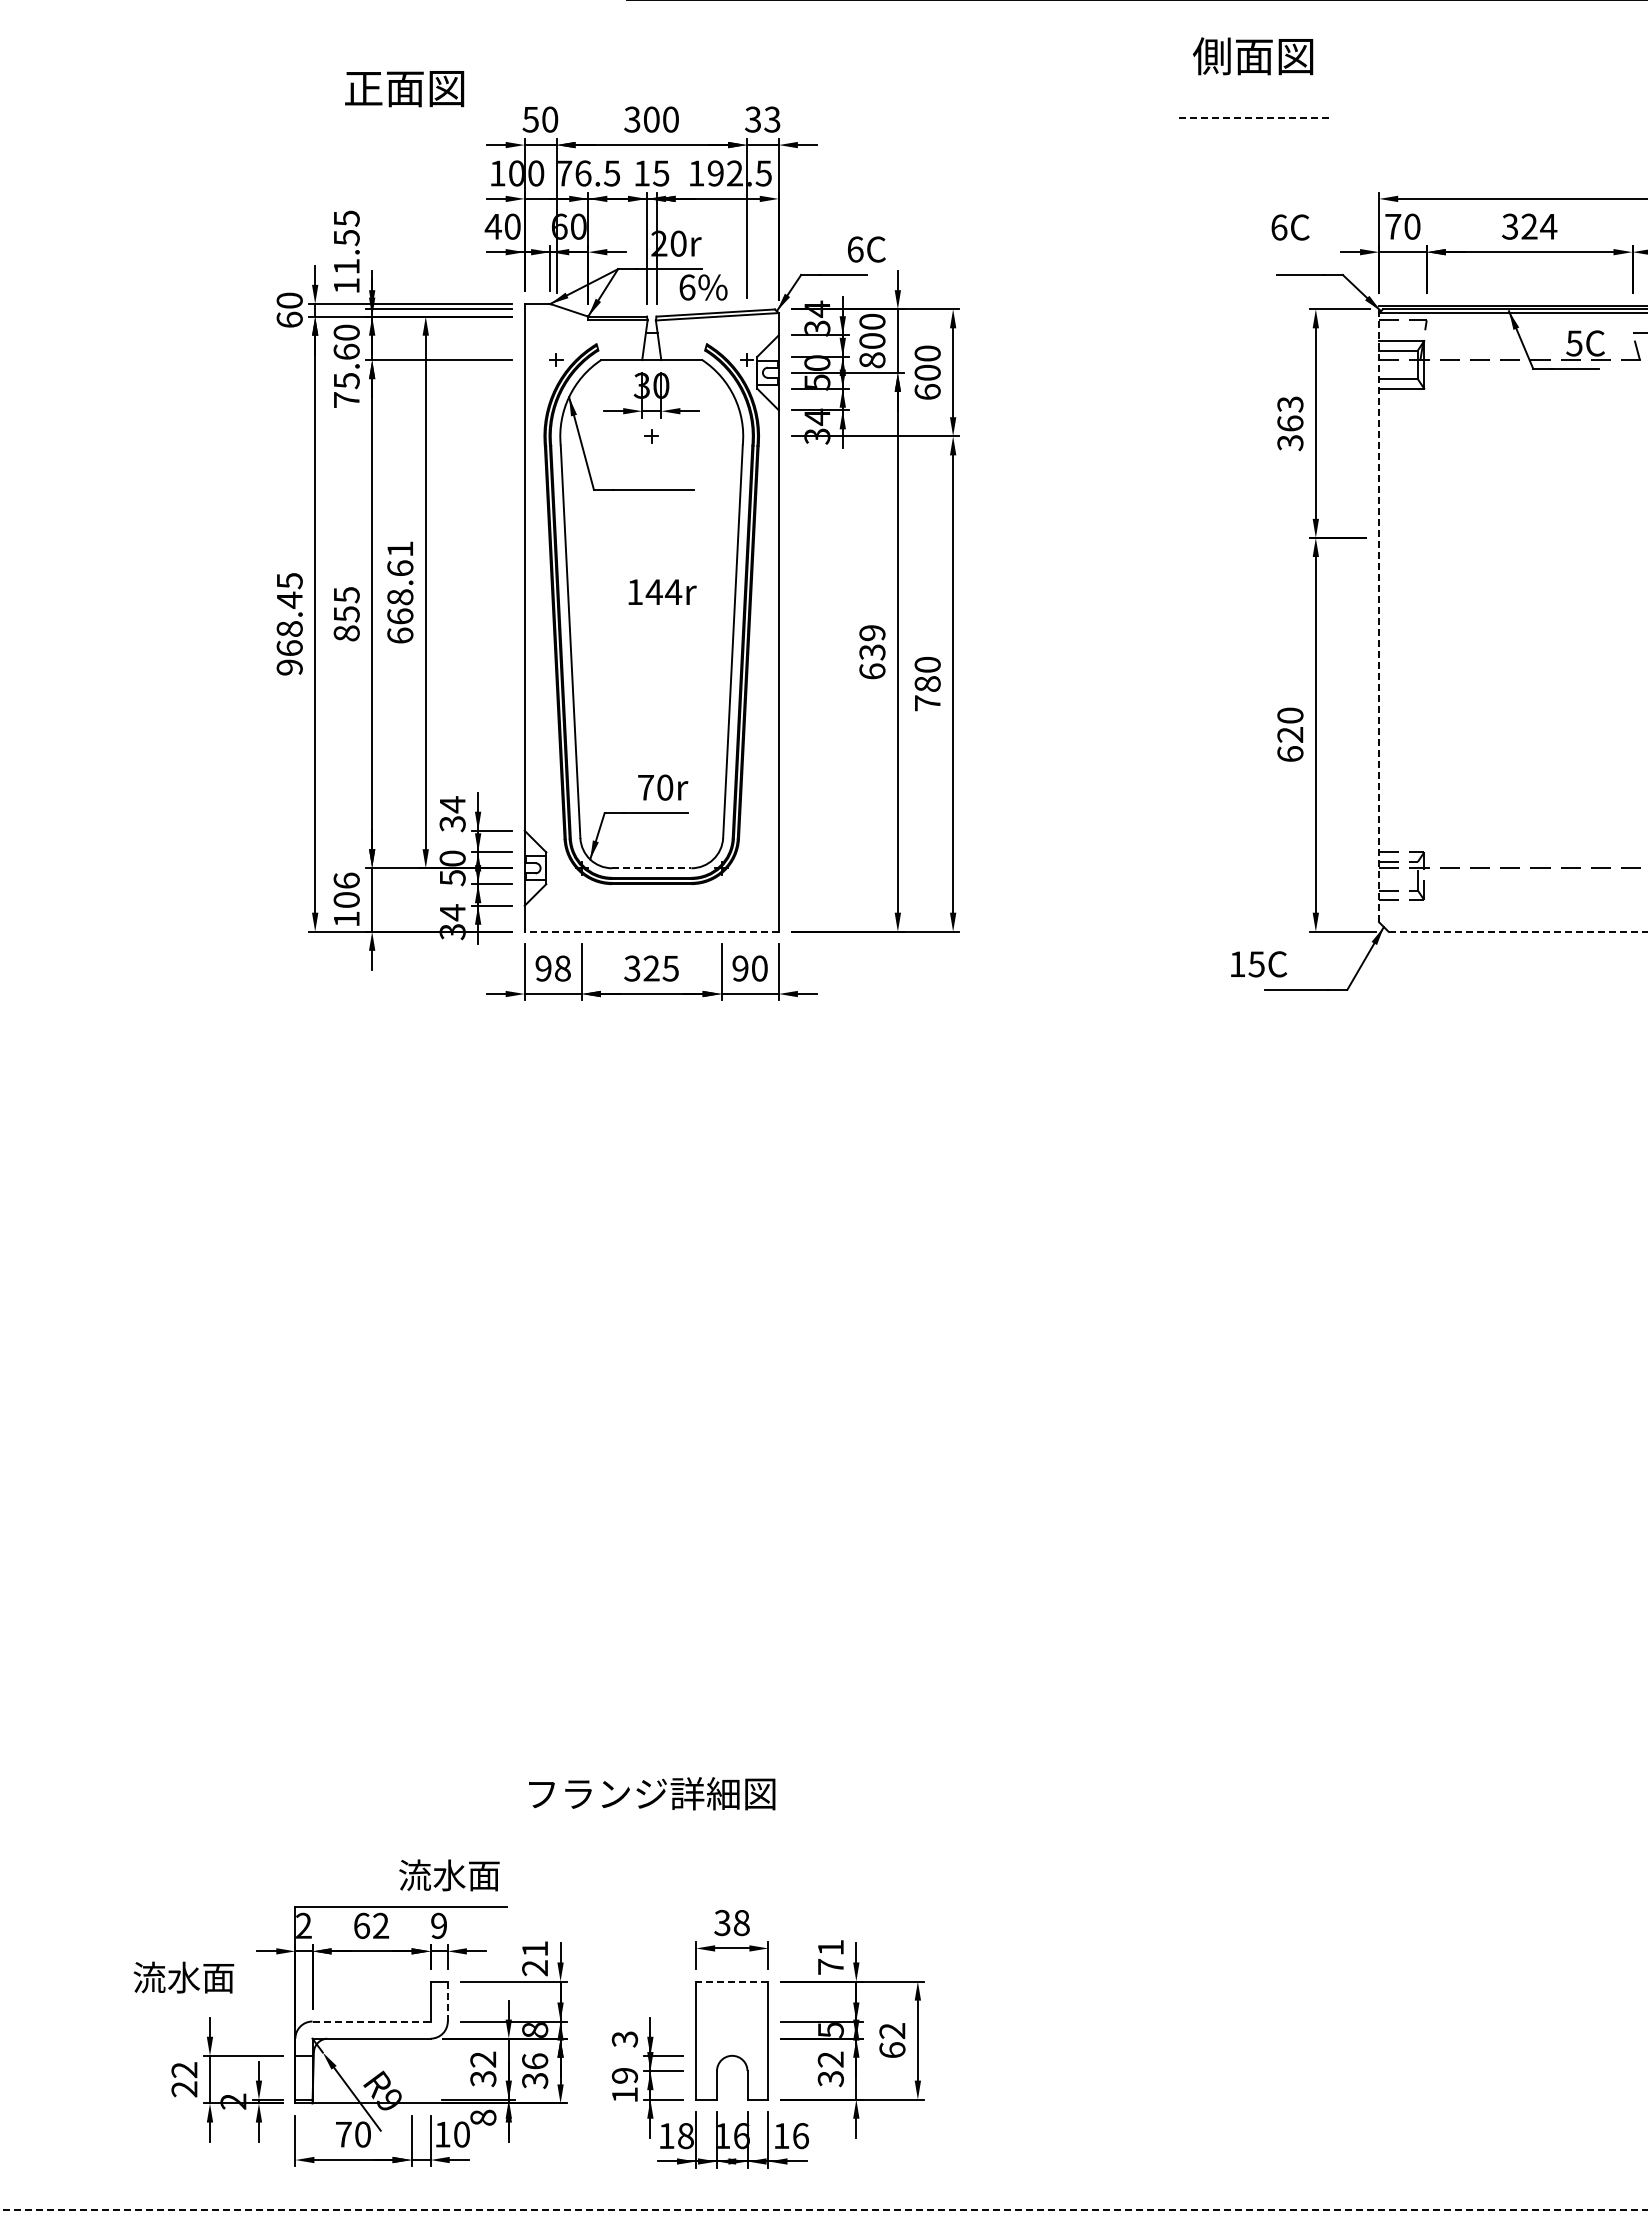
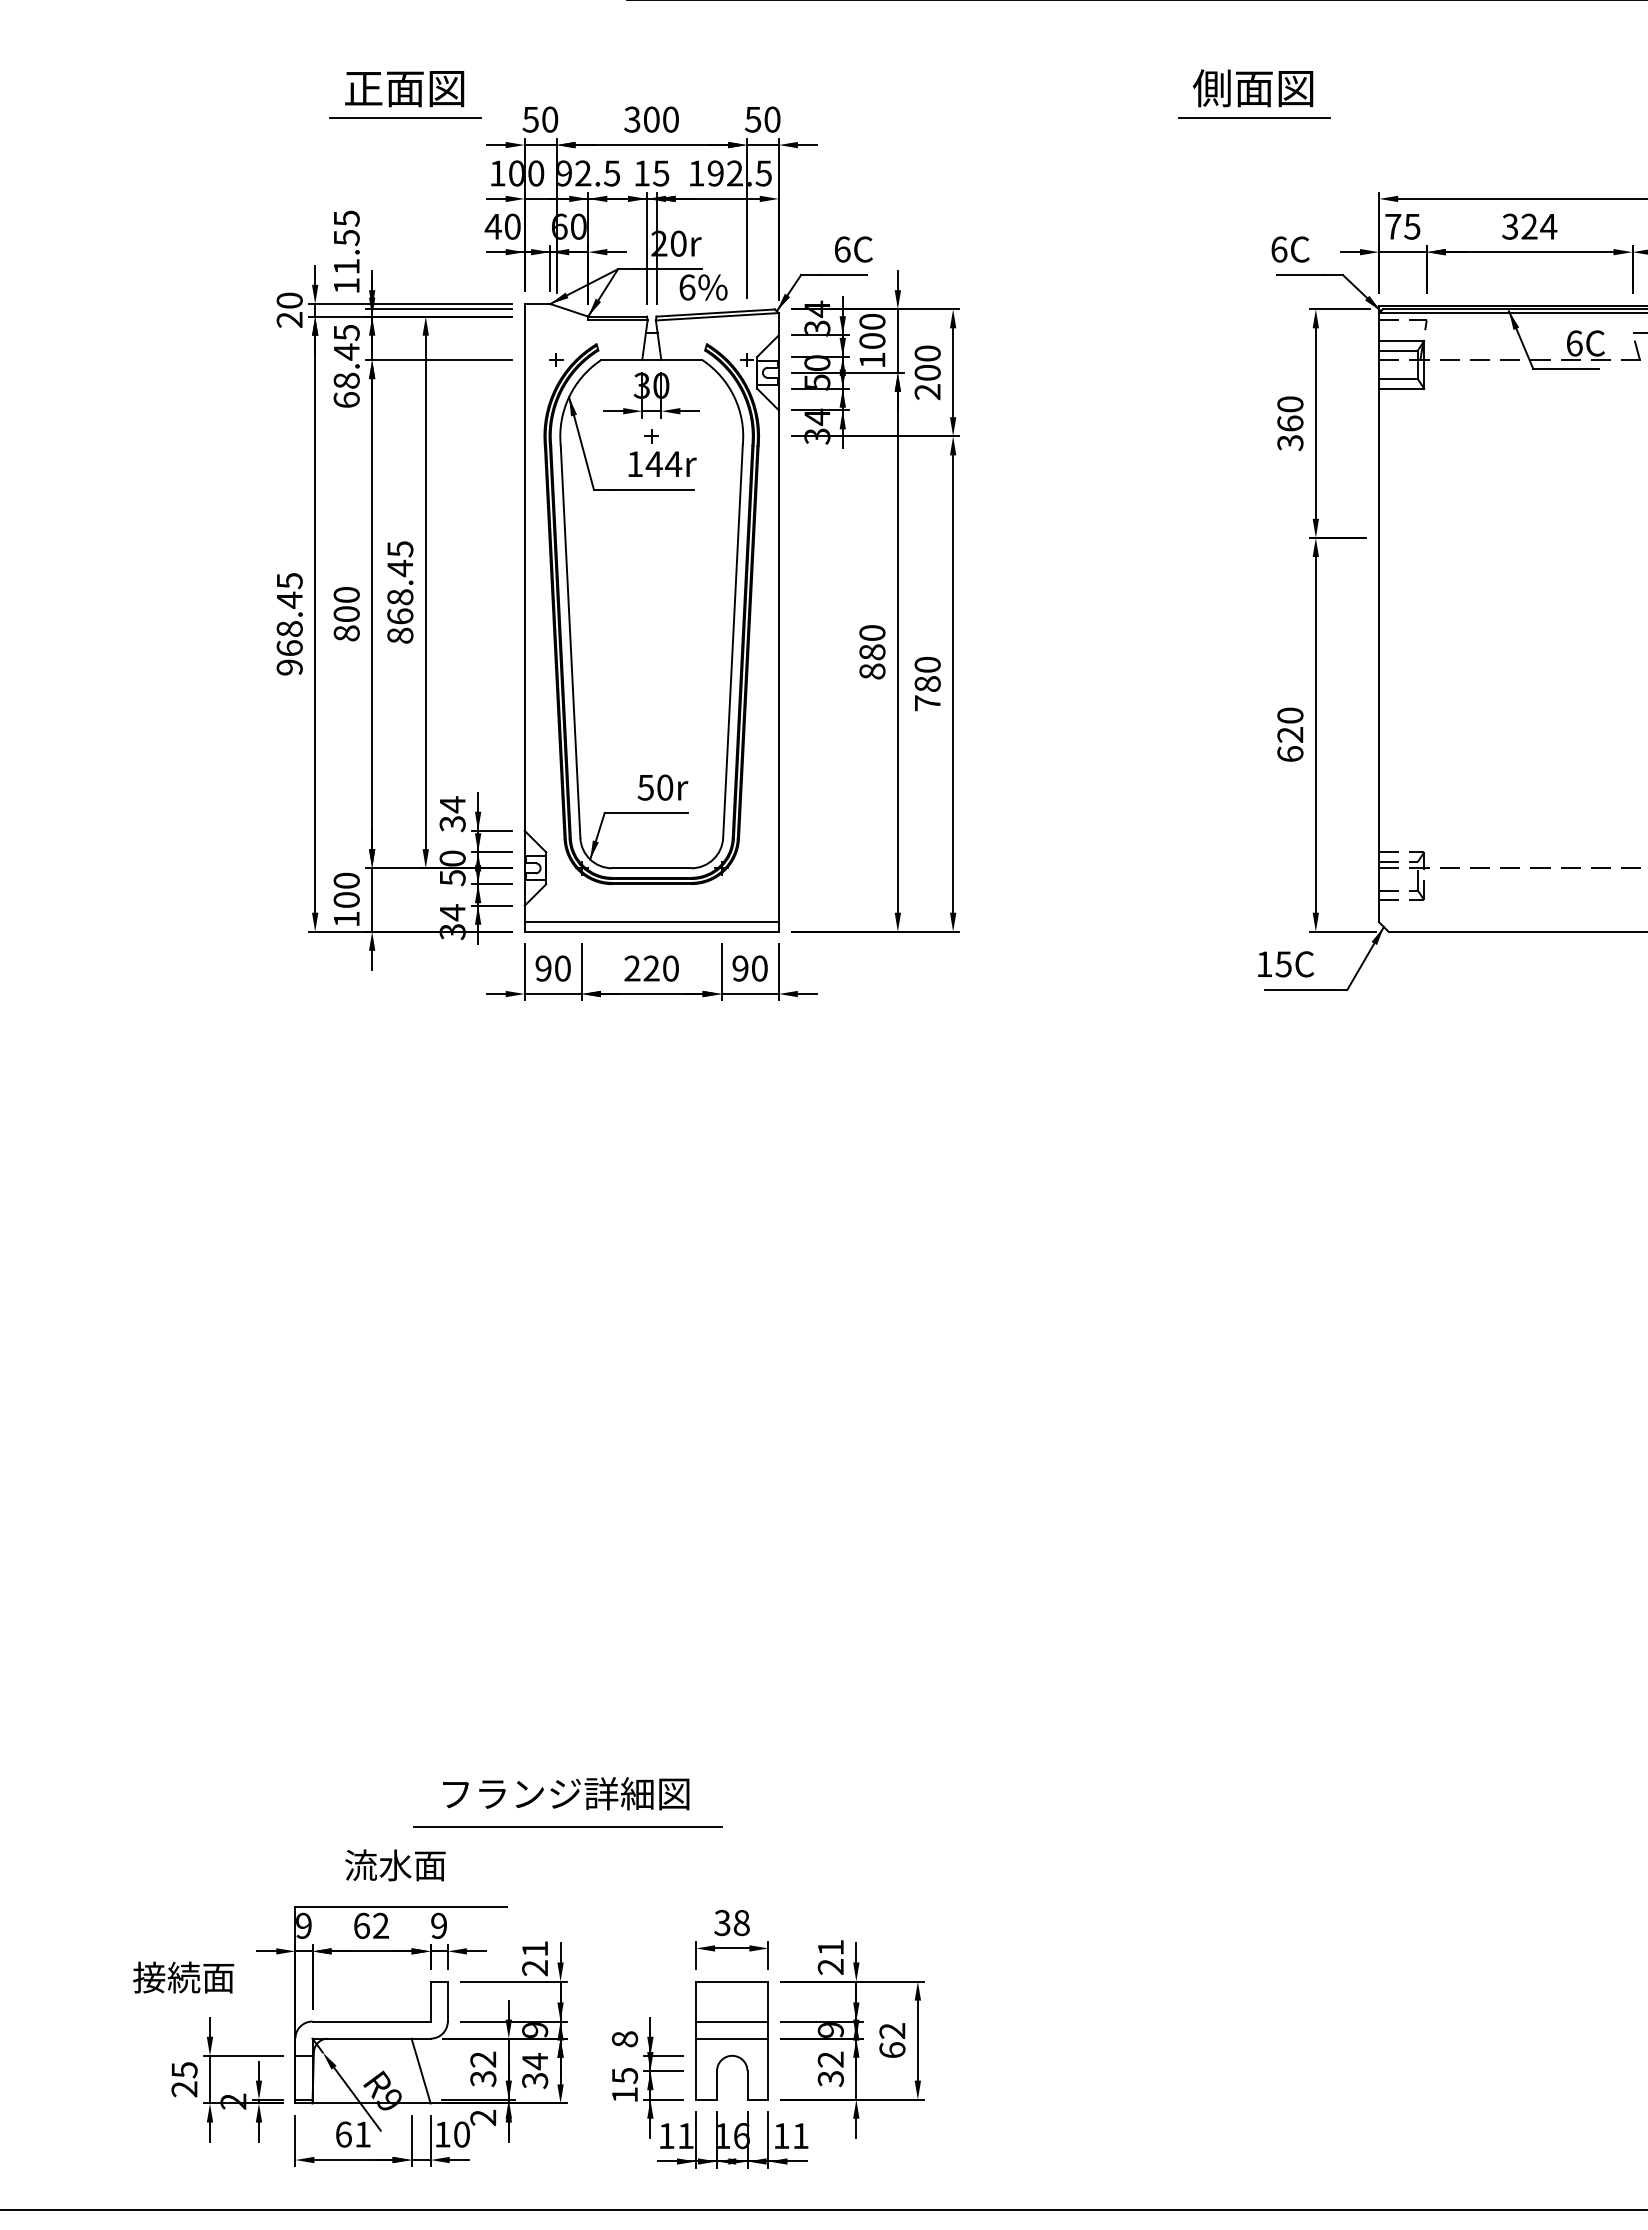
text position: (1252, 56) -> (1252, 88) (1252, 88)
line: none -> present (405, 117)
line: dashed -> solid (1254, 118)
text: 33 -> 50 (762, 119)
text: 76.5 -> 92.5 (574, 173)
text: 70 -> 75 (1412, 226)
text position: (1290, 227) -> (1290, 249) (1290, 249)
text position: (866, 249) -> (853, 249) (853, 249)
text: 60 -> 20 (289, 319)
text: 5C -> 6C (1574, 343)
text: 800 -> 100 (872, 360)
text: 75.60 -> 68.45 (346, 365)
text: 600 -> 200 (927, 392)
text: 363 -> 360 (1290, 404)
text position: (662, 591) -> (662, 463) (662, 463)
text: 668.61 -> 868.45 (400, 592)
text: 855 -> 800 (346, 604)
line: dashed -> solid (1379, 613)
text: 639 -> 880 (872, 652)
text: 70r -> 50r (645, 787)
line: dashed -> solid (651, 868)
text: 106 -> 100 (346, 880)
line: none -> present (651, 922)
line: dashed -> solid (651, 931)
line: dashed -> solid (1517, 931)
text position: (1259, 964) -> (1286, 964) (1286, 964)
text: 98 -> 90 (562, 968)
text: 325 -> 220 (651, 968)
text position: (652, 1793) -> (566, 1793) (566, 1793)
line: none -> present (567, 1826)
text position: (449, 1875) -> (395, 1865) (395, 1865)
text: 2 -> 9 (303, 1926)
text: 71 -> 21 (830, 1966)
text: 流水面 -> 接続面 (166, 1977)
line: dashed -> solid (731, 1981)
line: dashed -> solid (447, 2002)
line: dashed -> solid (372, 2021)
line: none -> present (732, 2021)
text: 8 -> 9 (535, 2030)
text: 5 -> 9 (830, 2030)
line: none -> present (732, 2038)
text: 3 -> 8 (624, 2039)
text: 36 -> 34 (535, 2061)
text: 22 -> 25 (184, 2070)
line: none -> present (420, 2070)
text: 19 -> 15 (624, 2076)
text: 8 -> 2 (483, 2117)
text: 70 -> 61 (353, 2134)
text: 18 -> 11 (685, 2136)
text: 16 -> 11 (800, 2136)
line: dashed -> solid (824, 2210)
